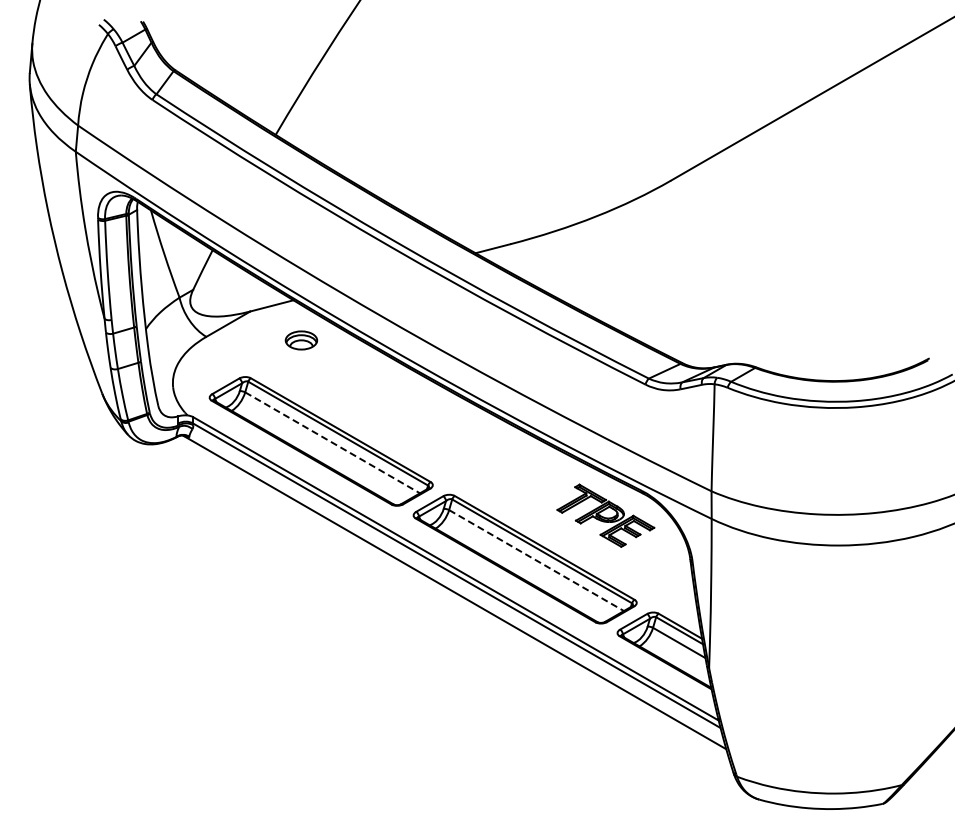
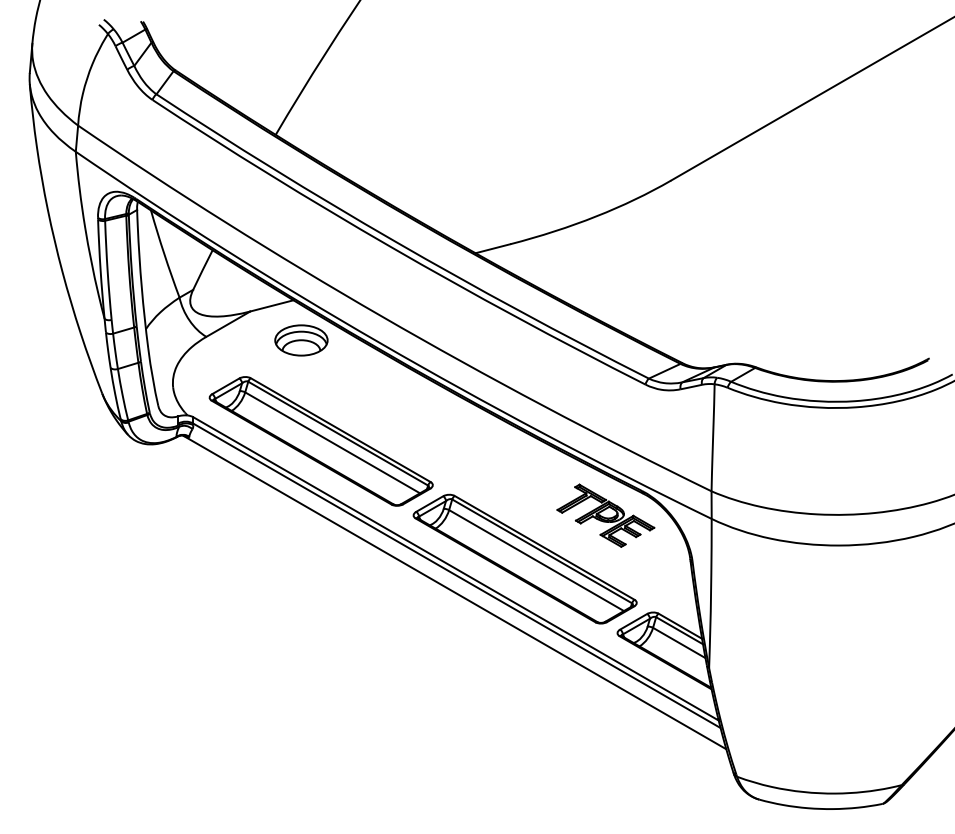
part size: 35x21 px -> 55x33 px (301, 340)
line: dashed -> solid (332, 442)
line: dashed -> solid (536, 560)
